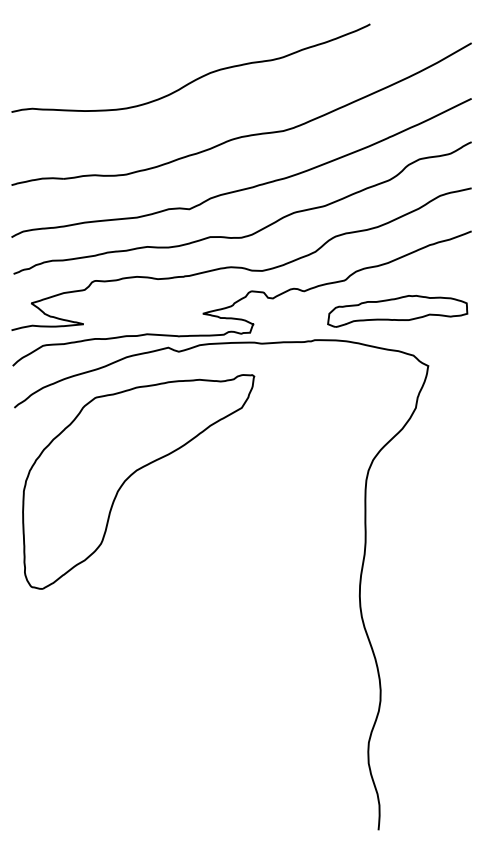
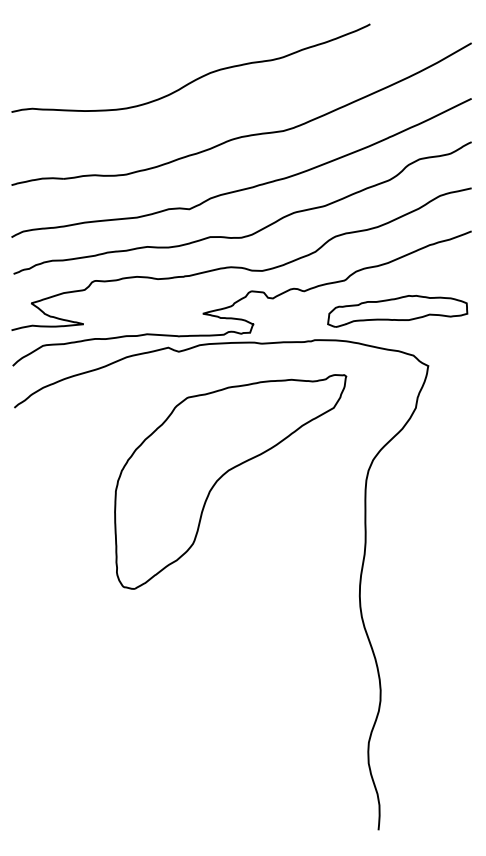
part position: (132, 475) -> (224, 475) (224, 475)
